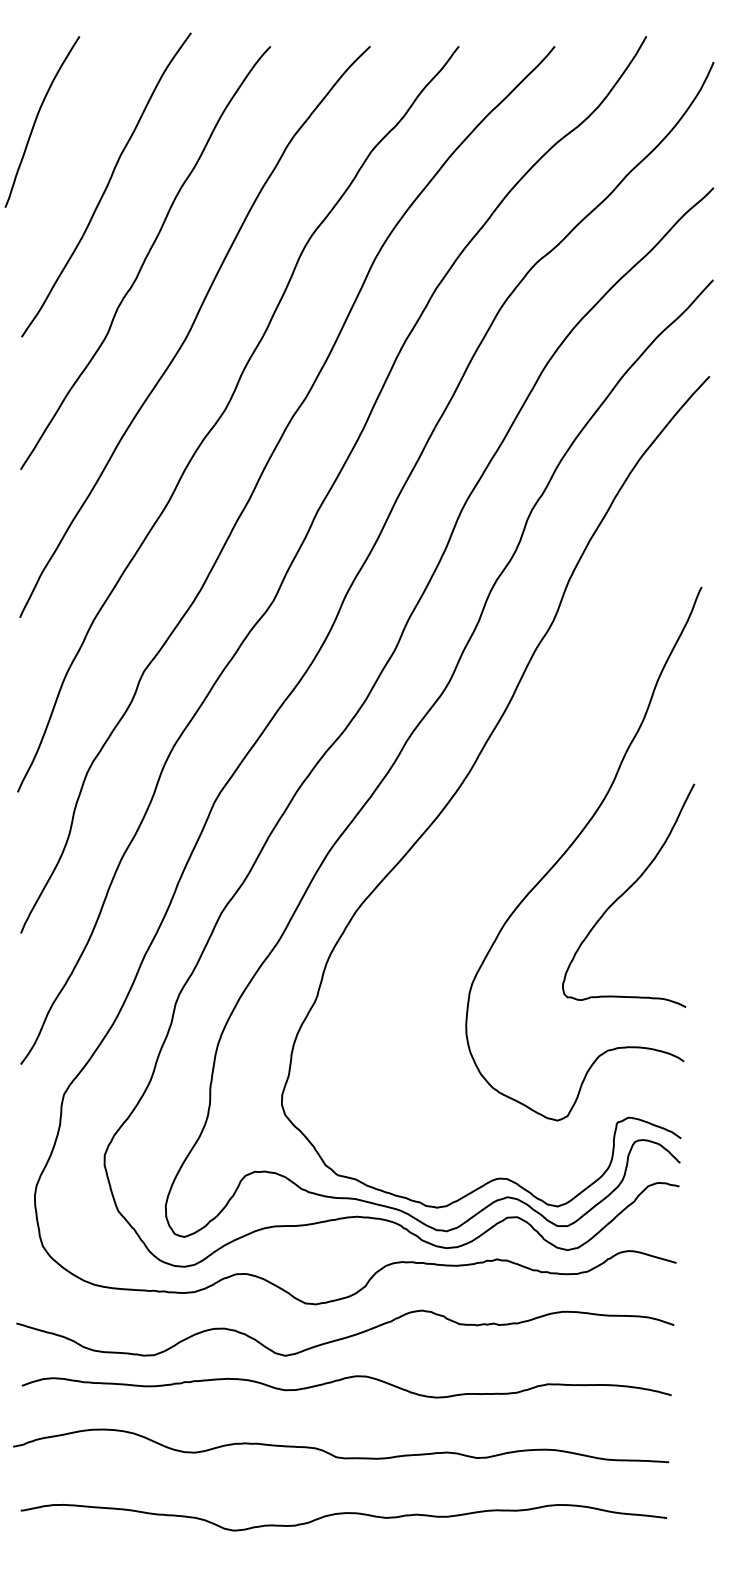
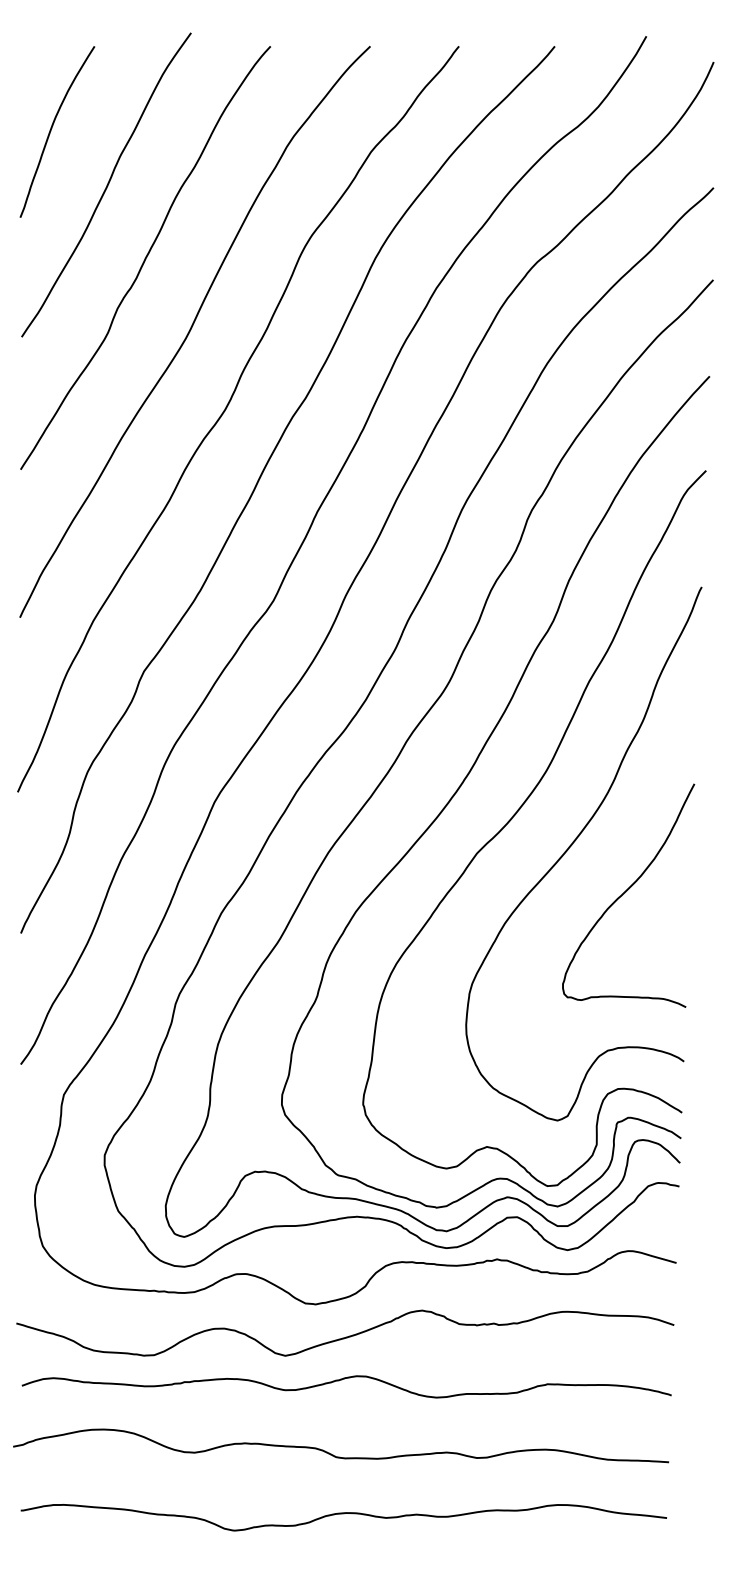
curve position: (37, 118) -> (52, 128) (52, 128)
curve: none -> present (516, 814)
